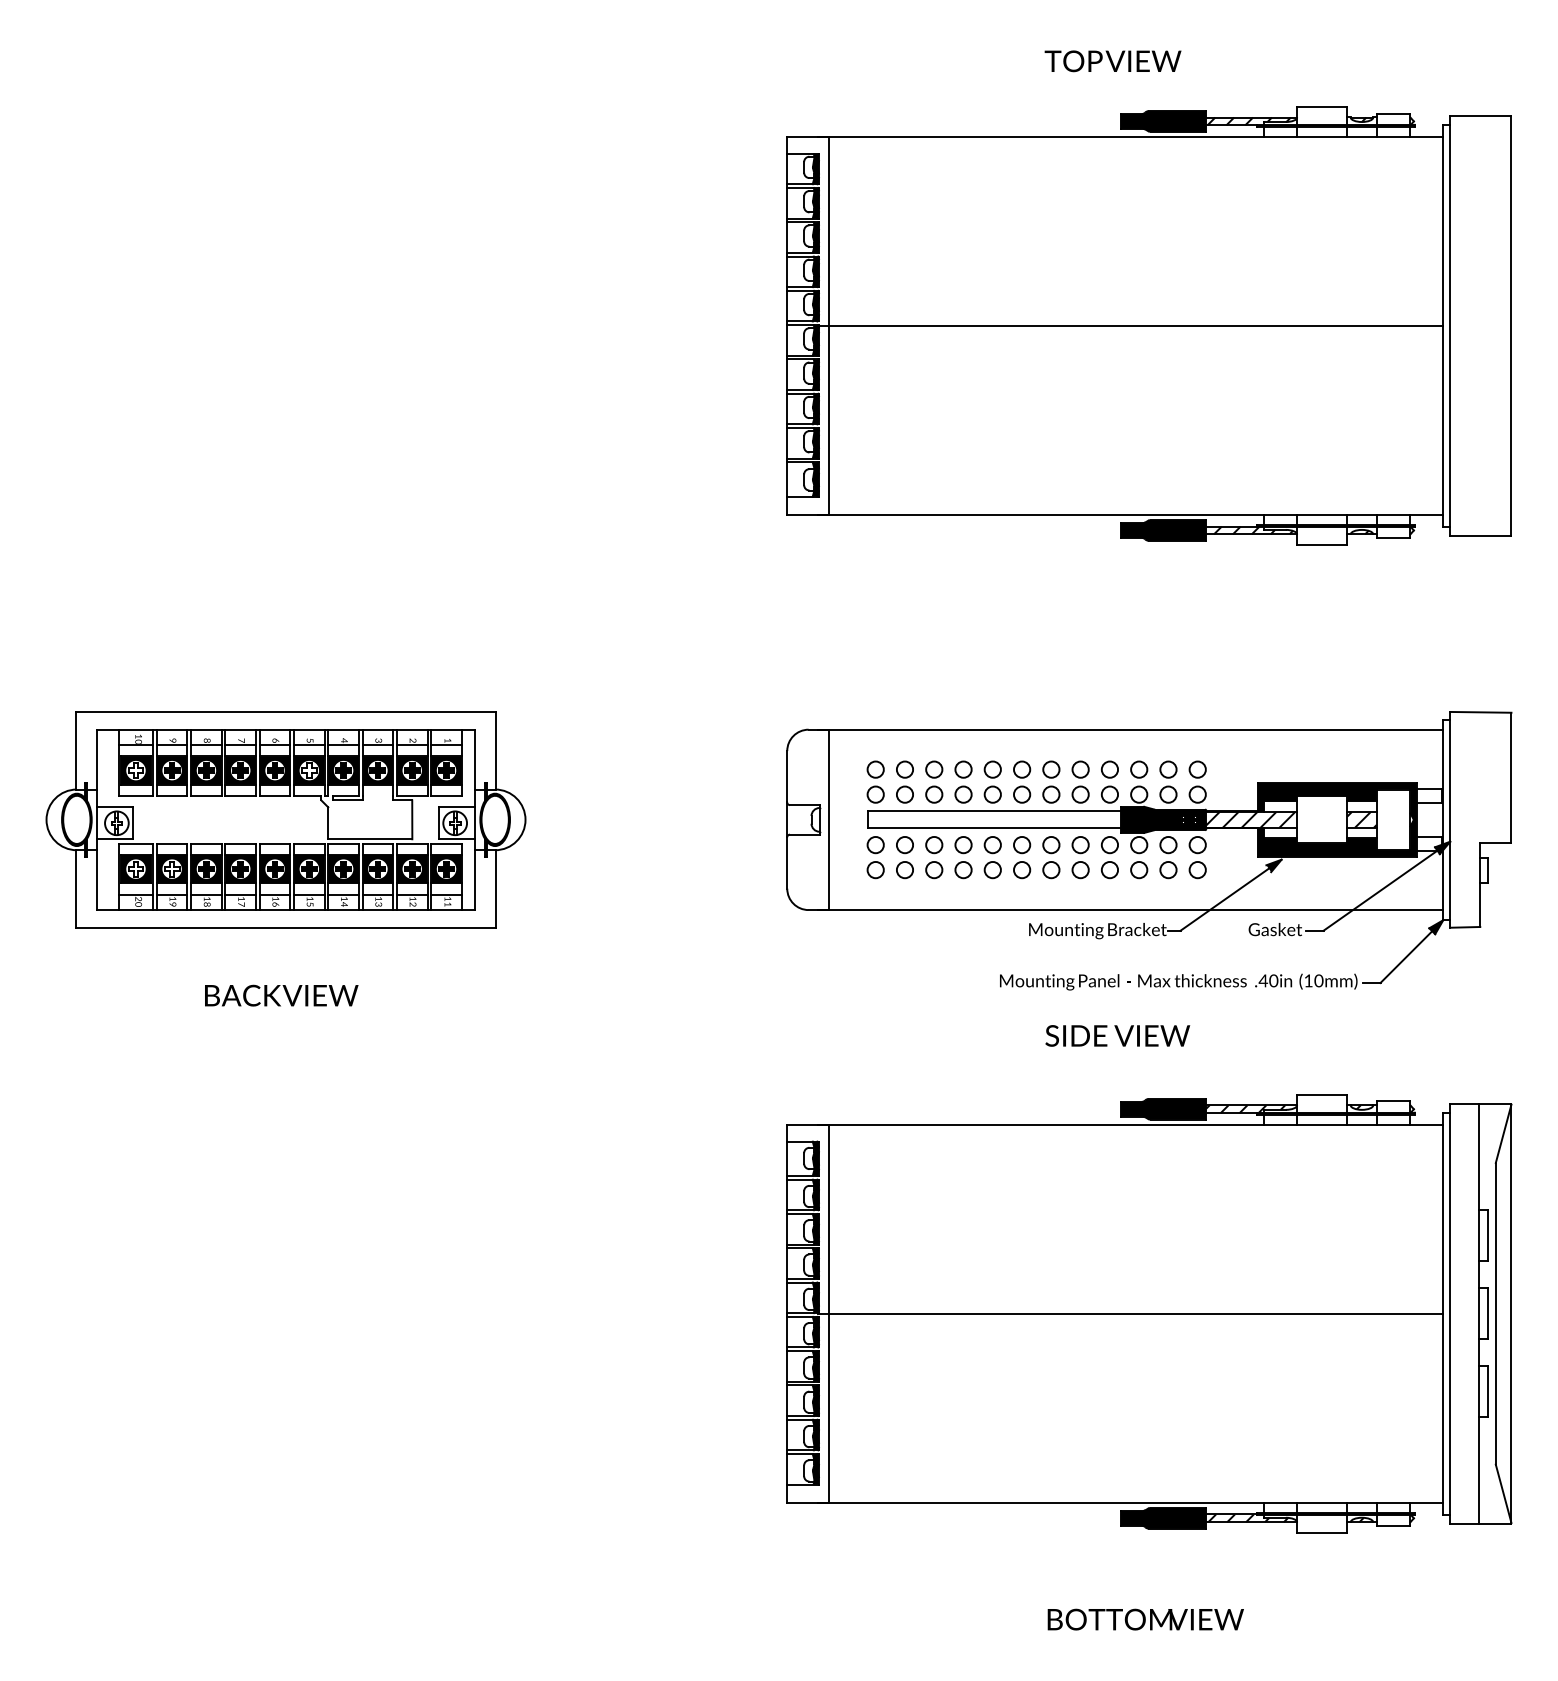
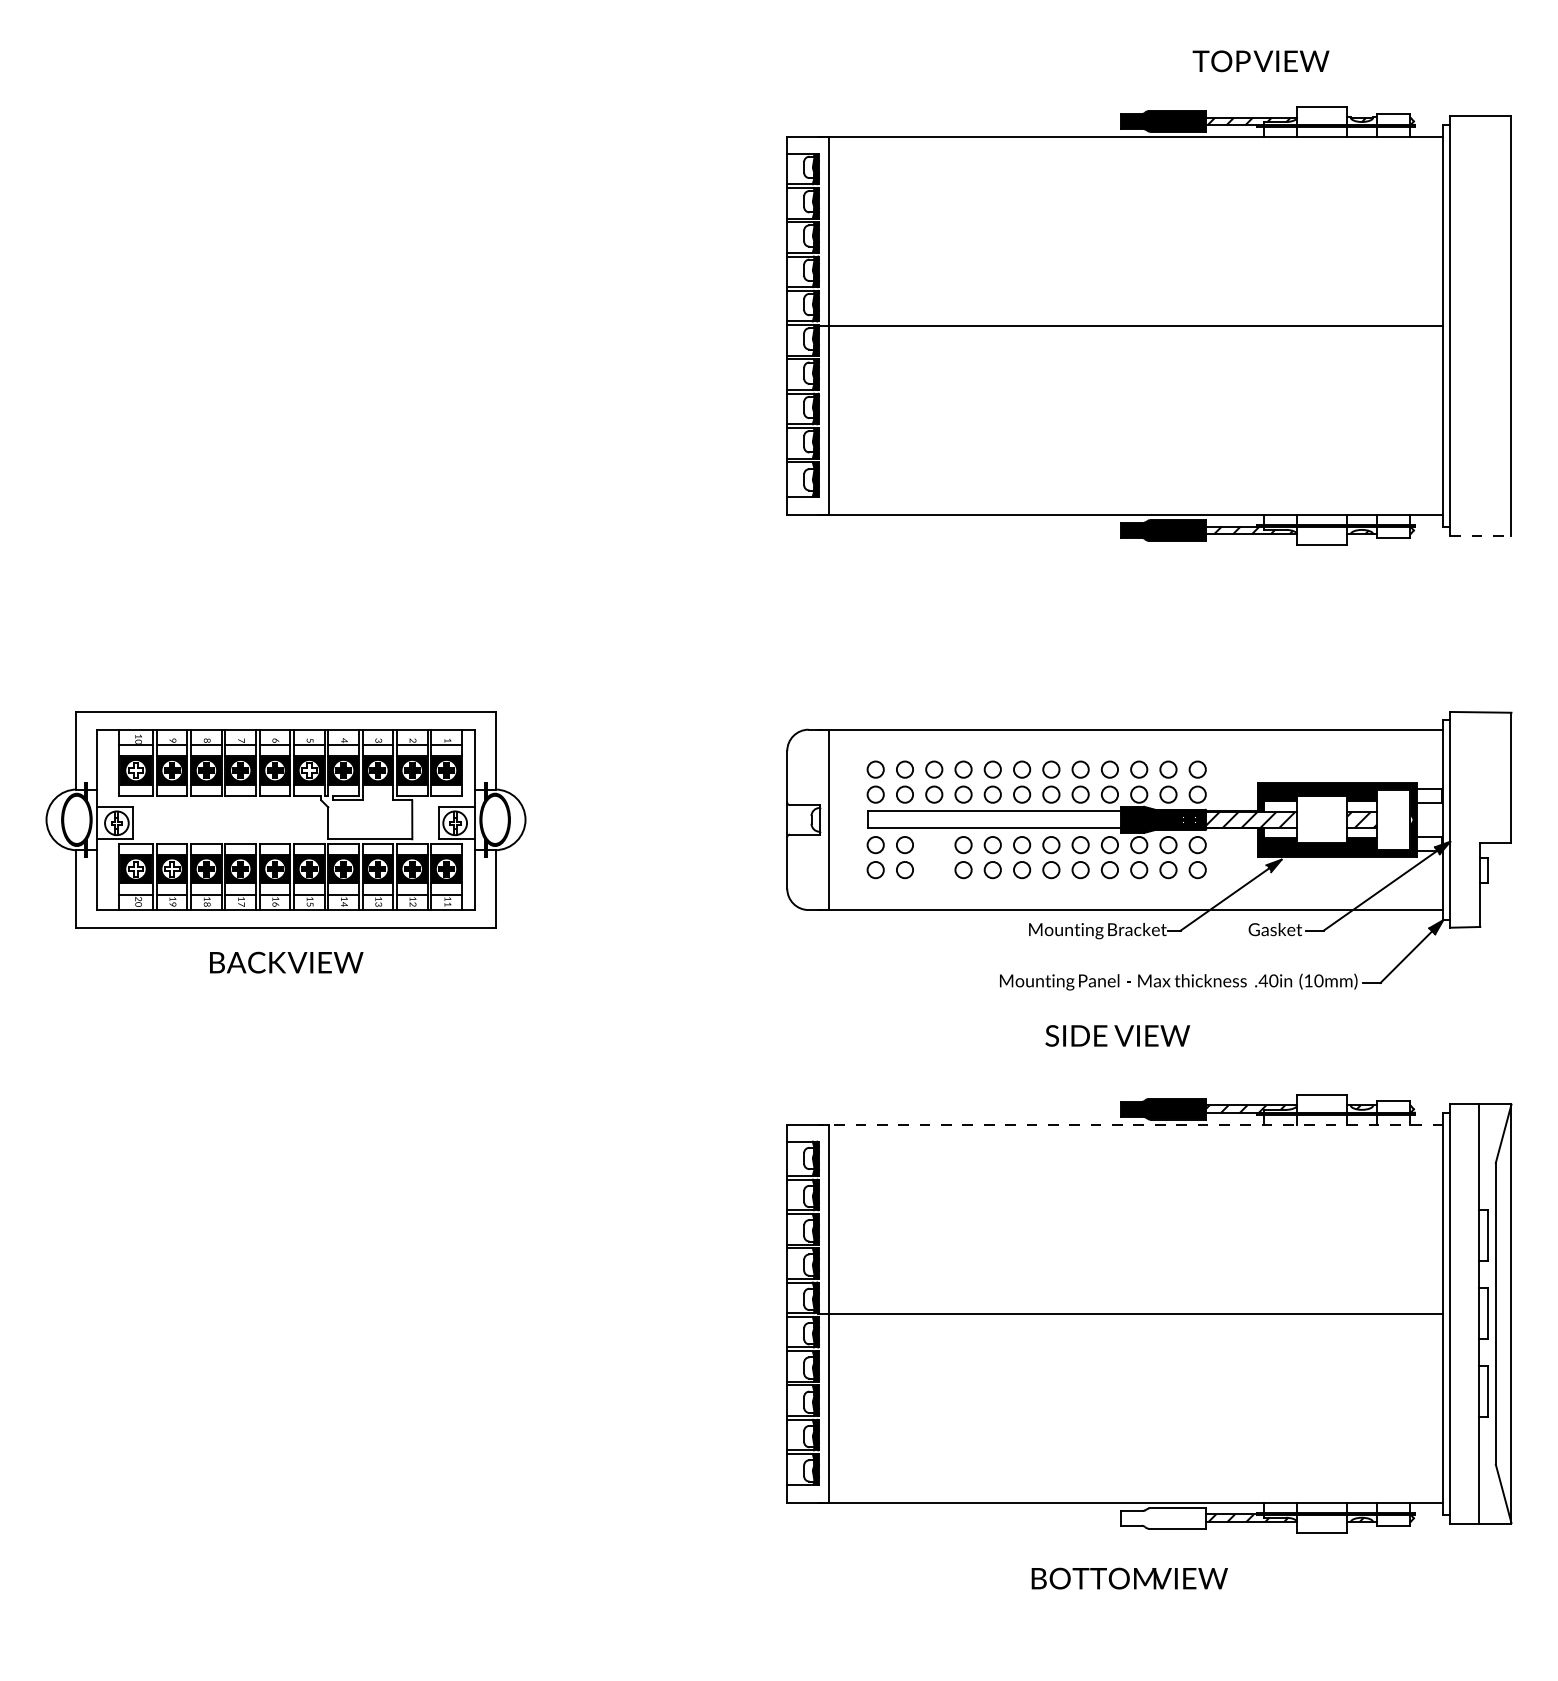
text position: (1112, 61) -> (1260, 61) (1260, 61)
line: solid -> dashed (1480, 535)
part: present -> none (934, 857)
text position: (281, 995) -> (286, 962) (286, 962)
line: solid -> dashed (1130, 1124)
fill: present -> none (1163, 1518)
text position: (1145, 1619) -> (1129, 1578) (1129, 1578)
